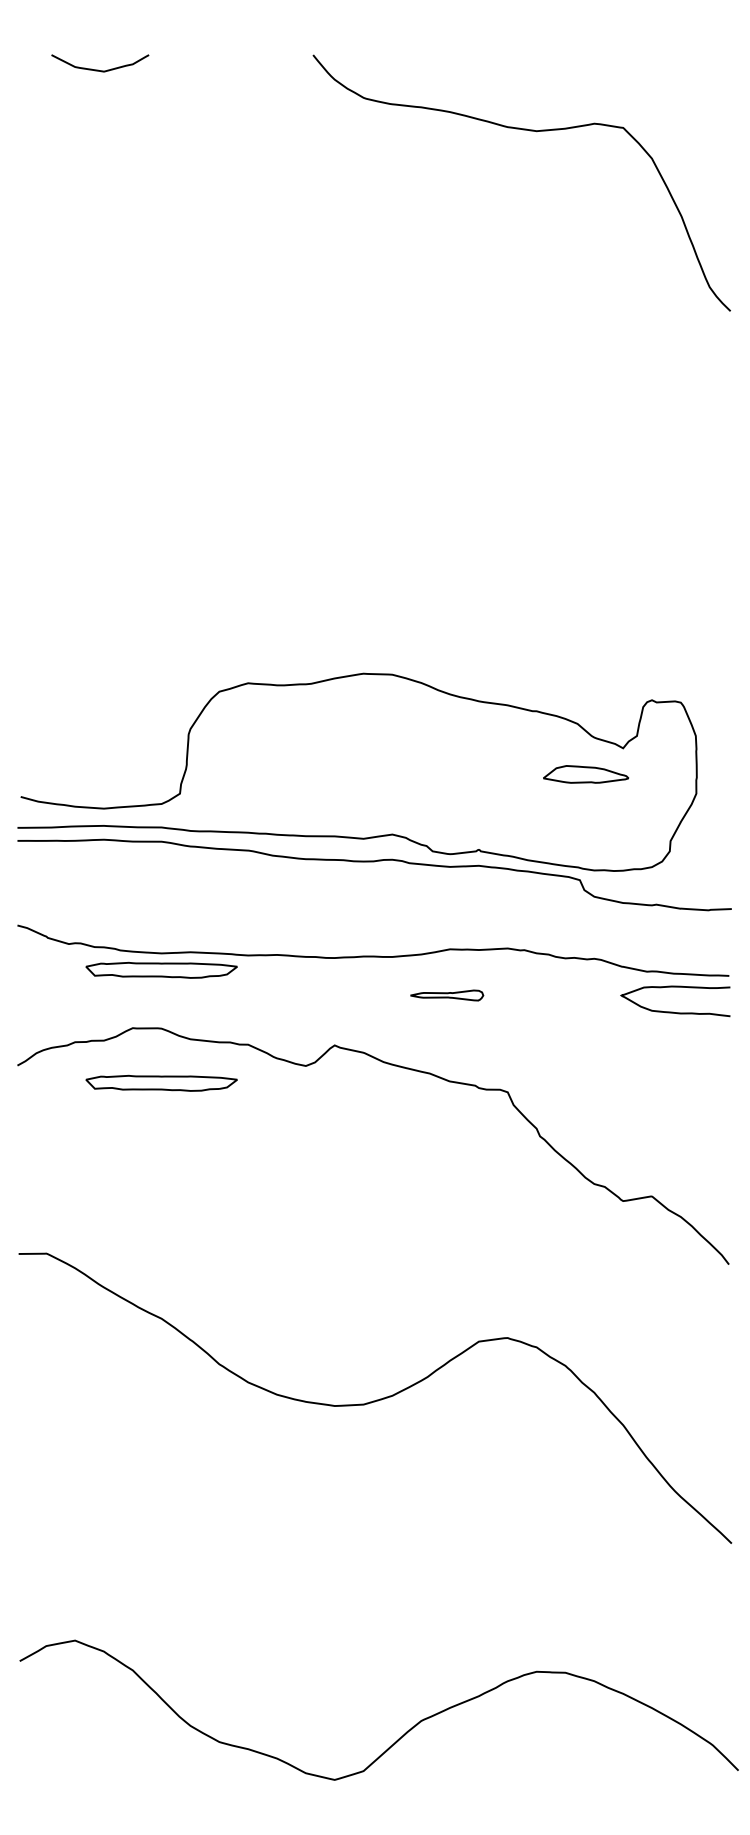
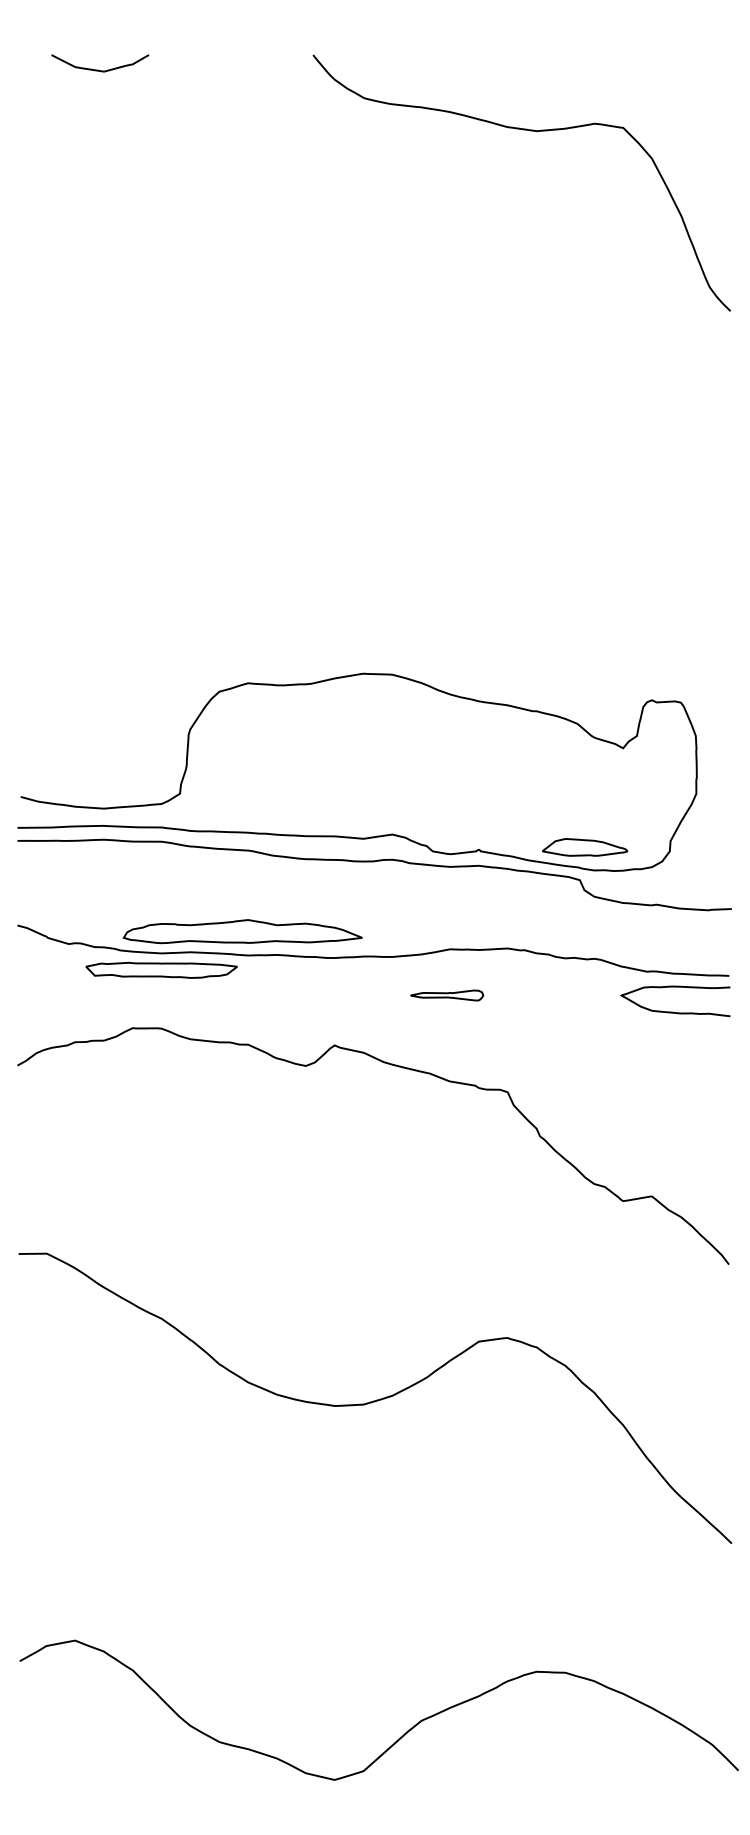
part position: (586, 774) -> (585, 847) (585, 847)
part: none -> present (242, 931)
part: present -> none (161, 1082)
